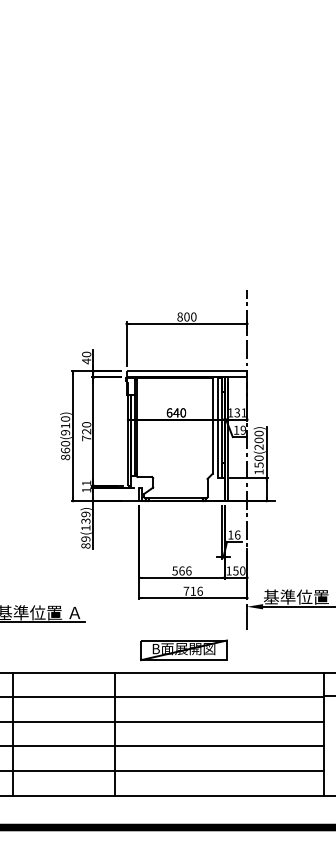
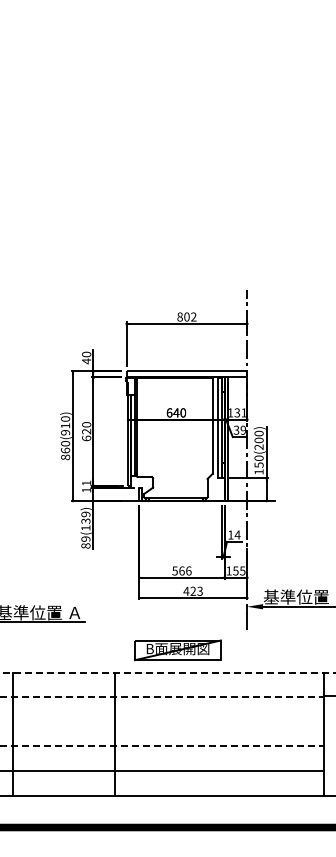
text: 800 -> 802 (193, 316)
text: 19 -> 39 (236, 429)
text: 720 -> 620 (86, 438)
text: 16 -> 14 (237, 534)
text: 150 -> 155 (242, 570)
text: 716 -> 423 (192, 590)
part position: (183, 650) -> (177, 650) (177, 650)
line: solid -> dashed (168, 672)
line: solid -> dashed (162, 697)
line: present -> none (162, 721)
line: solid -> dashed (162, 746)
